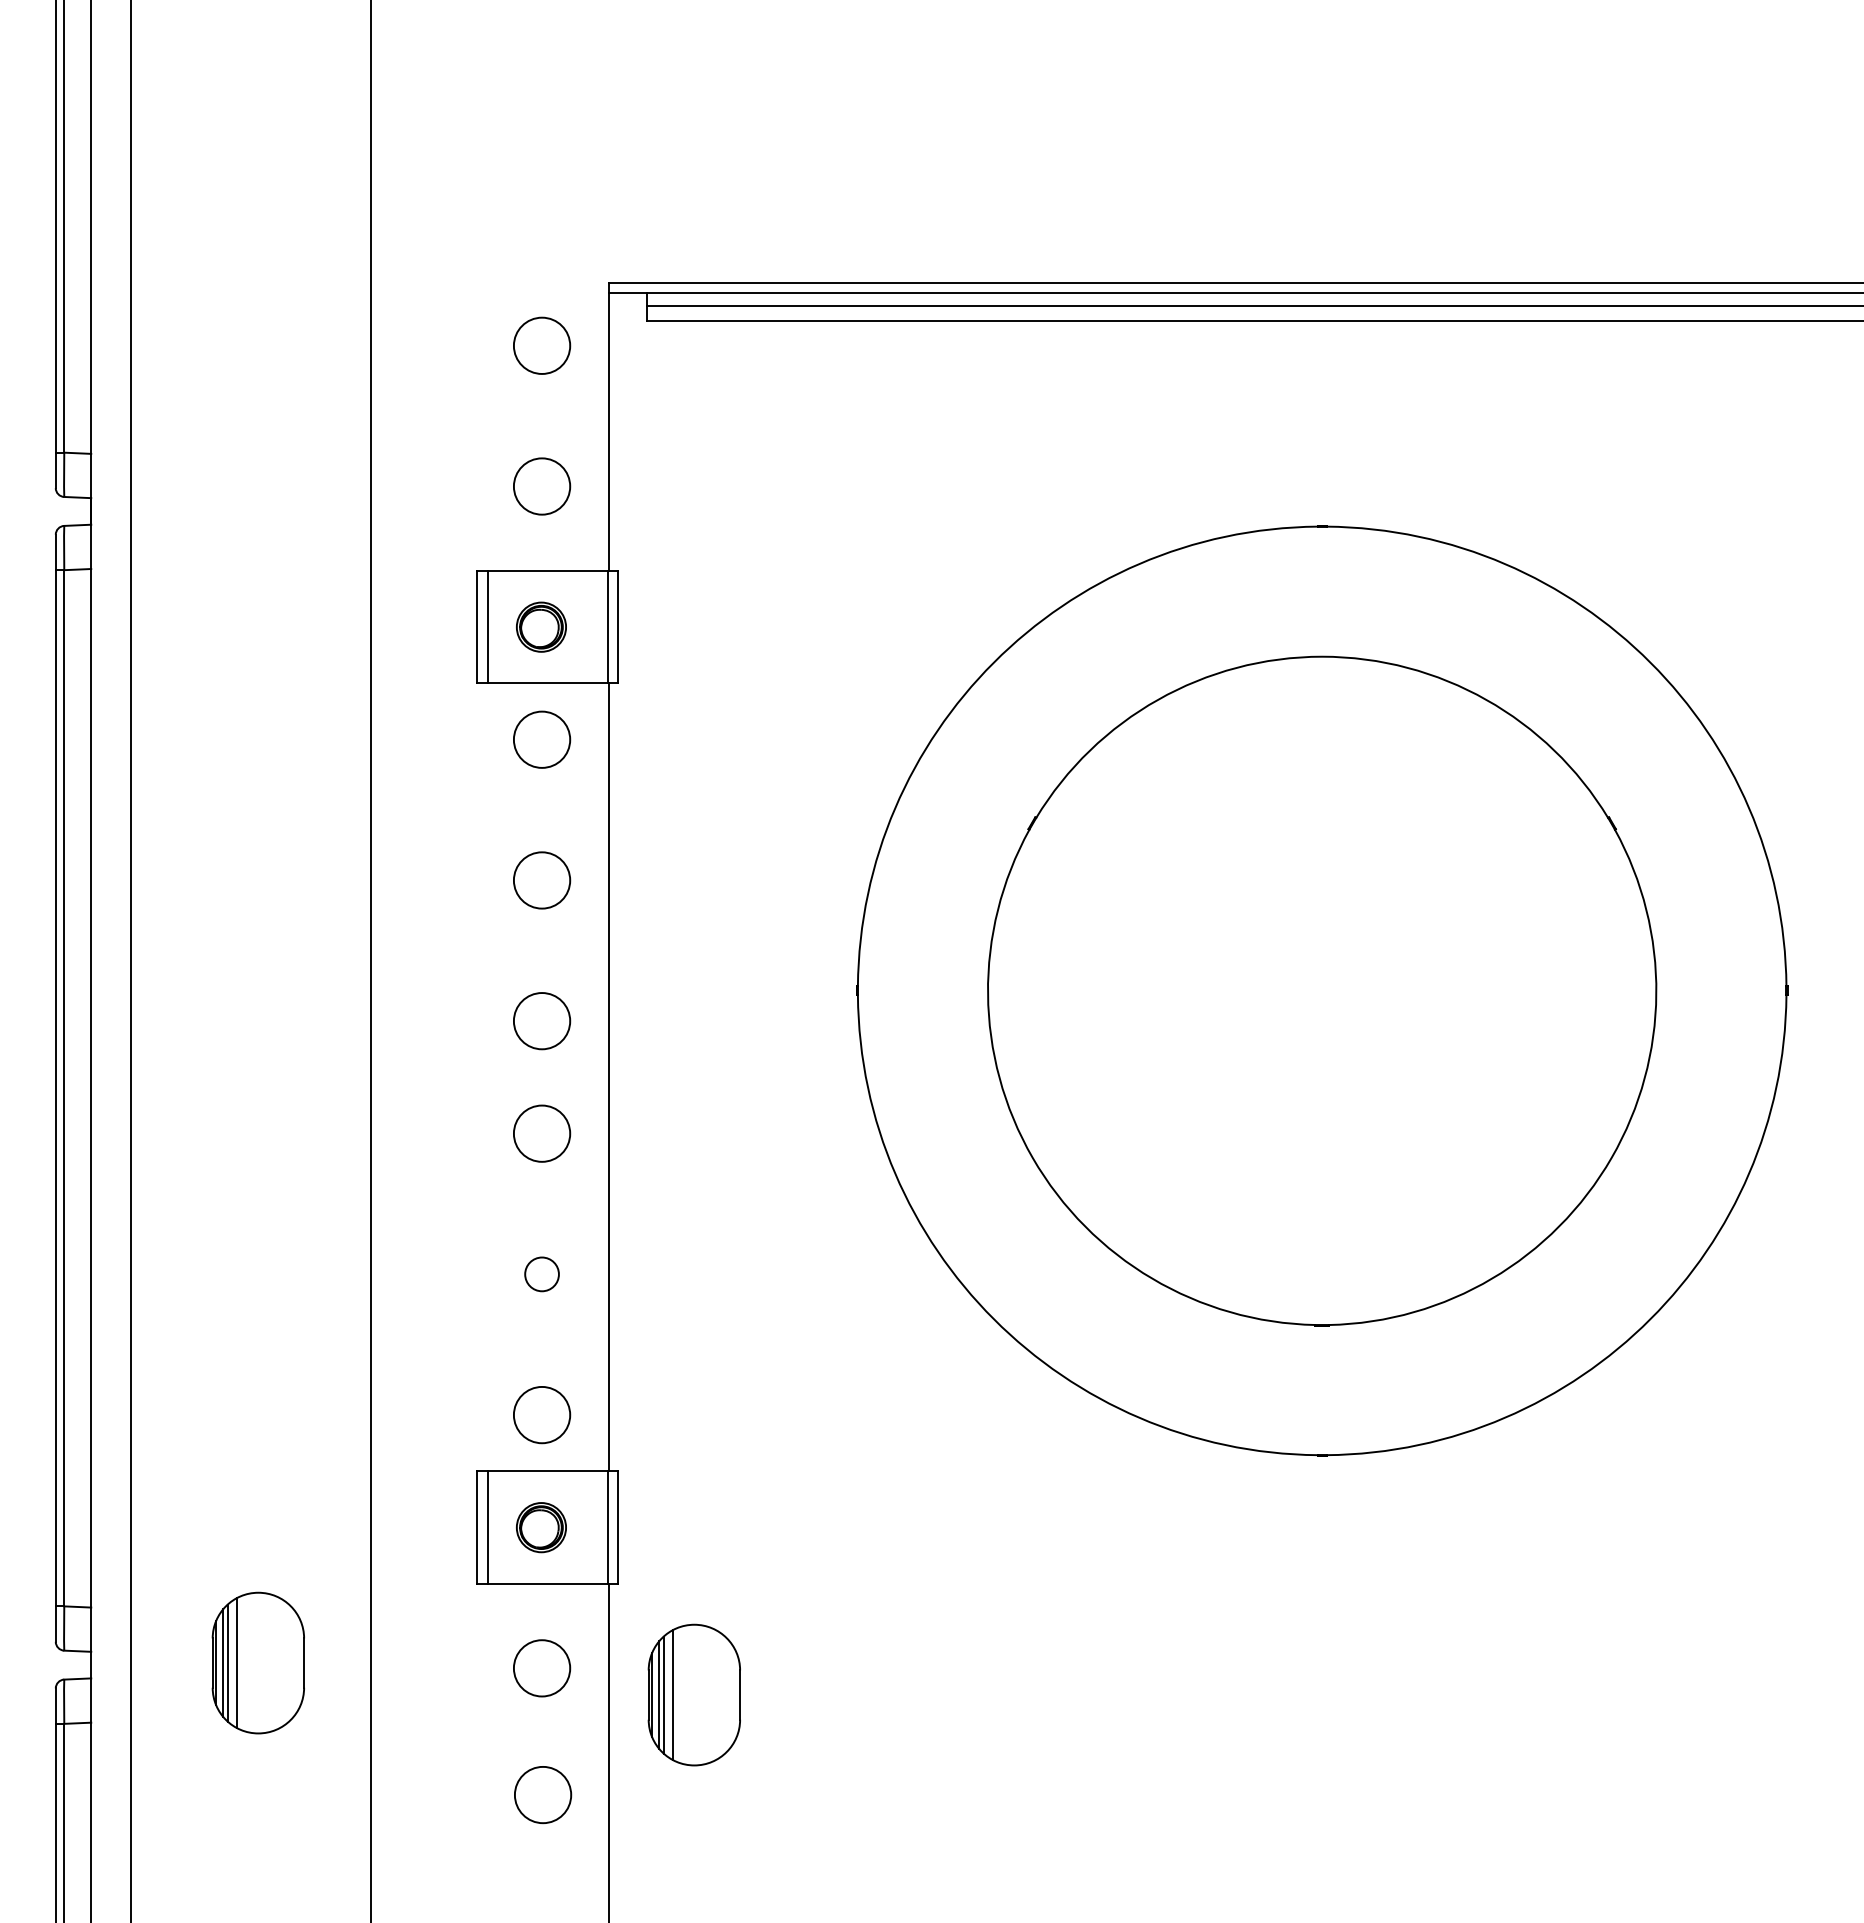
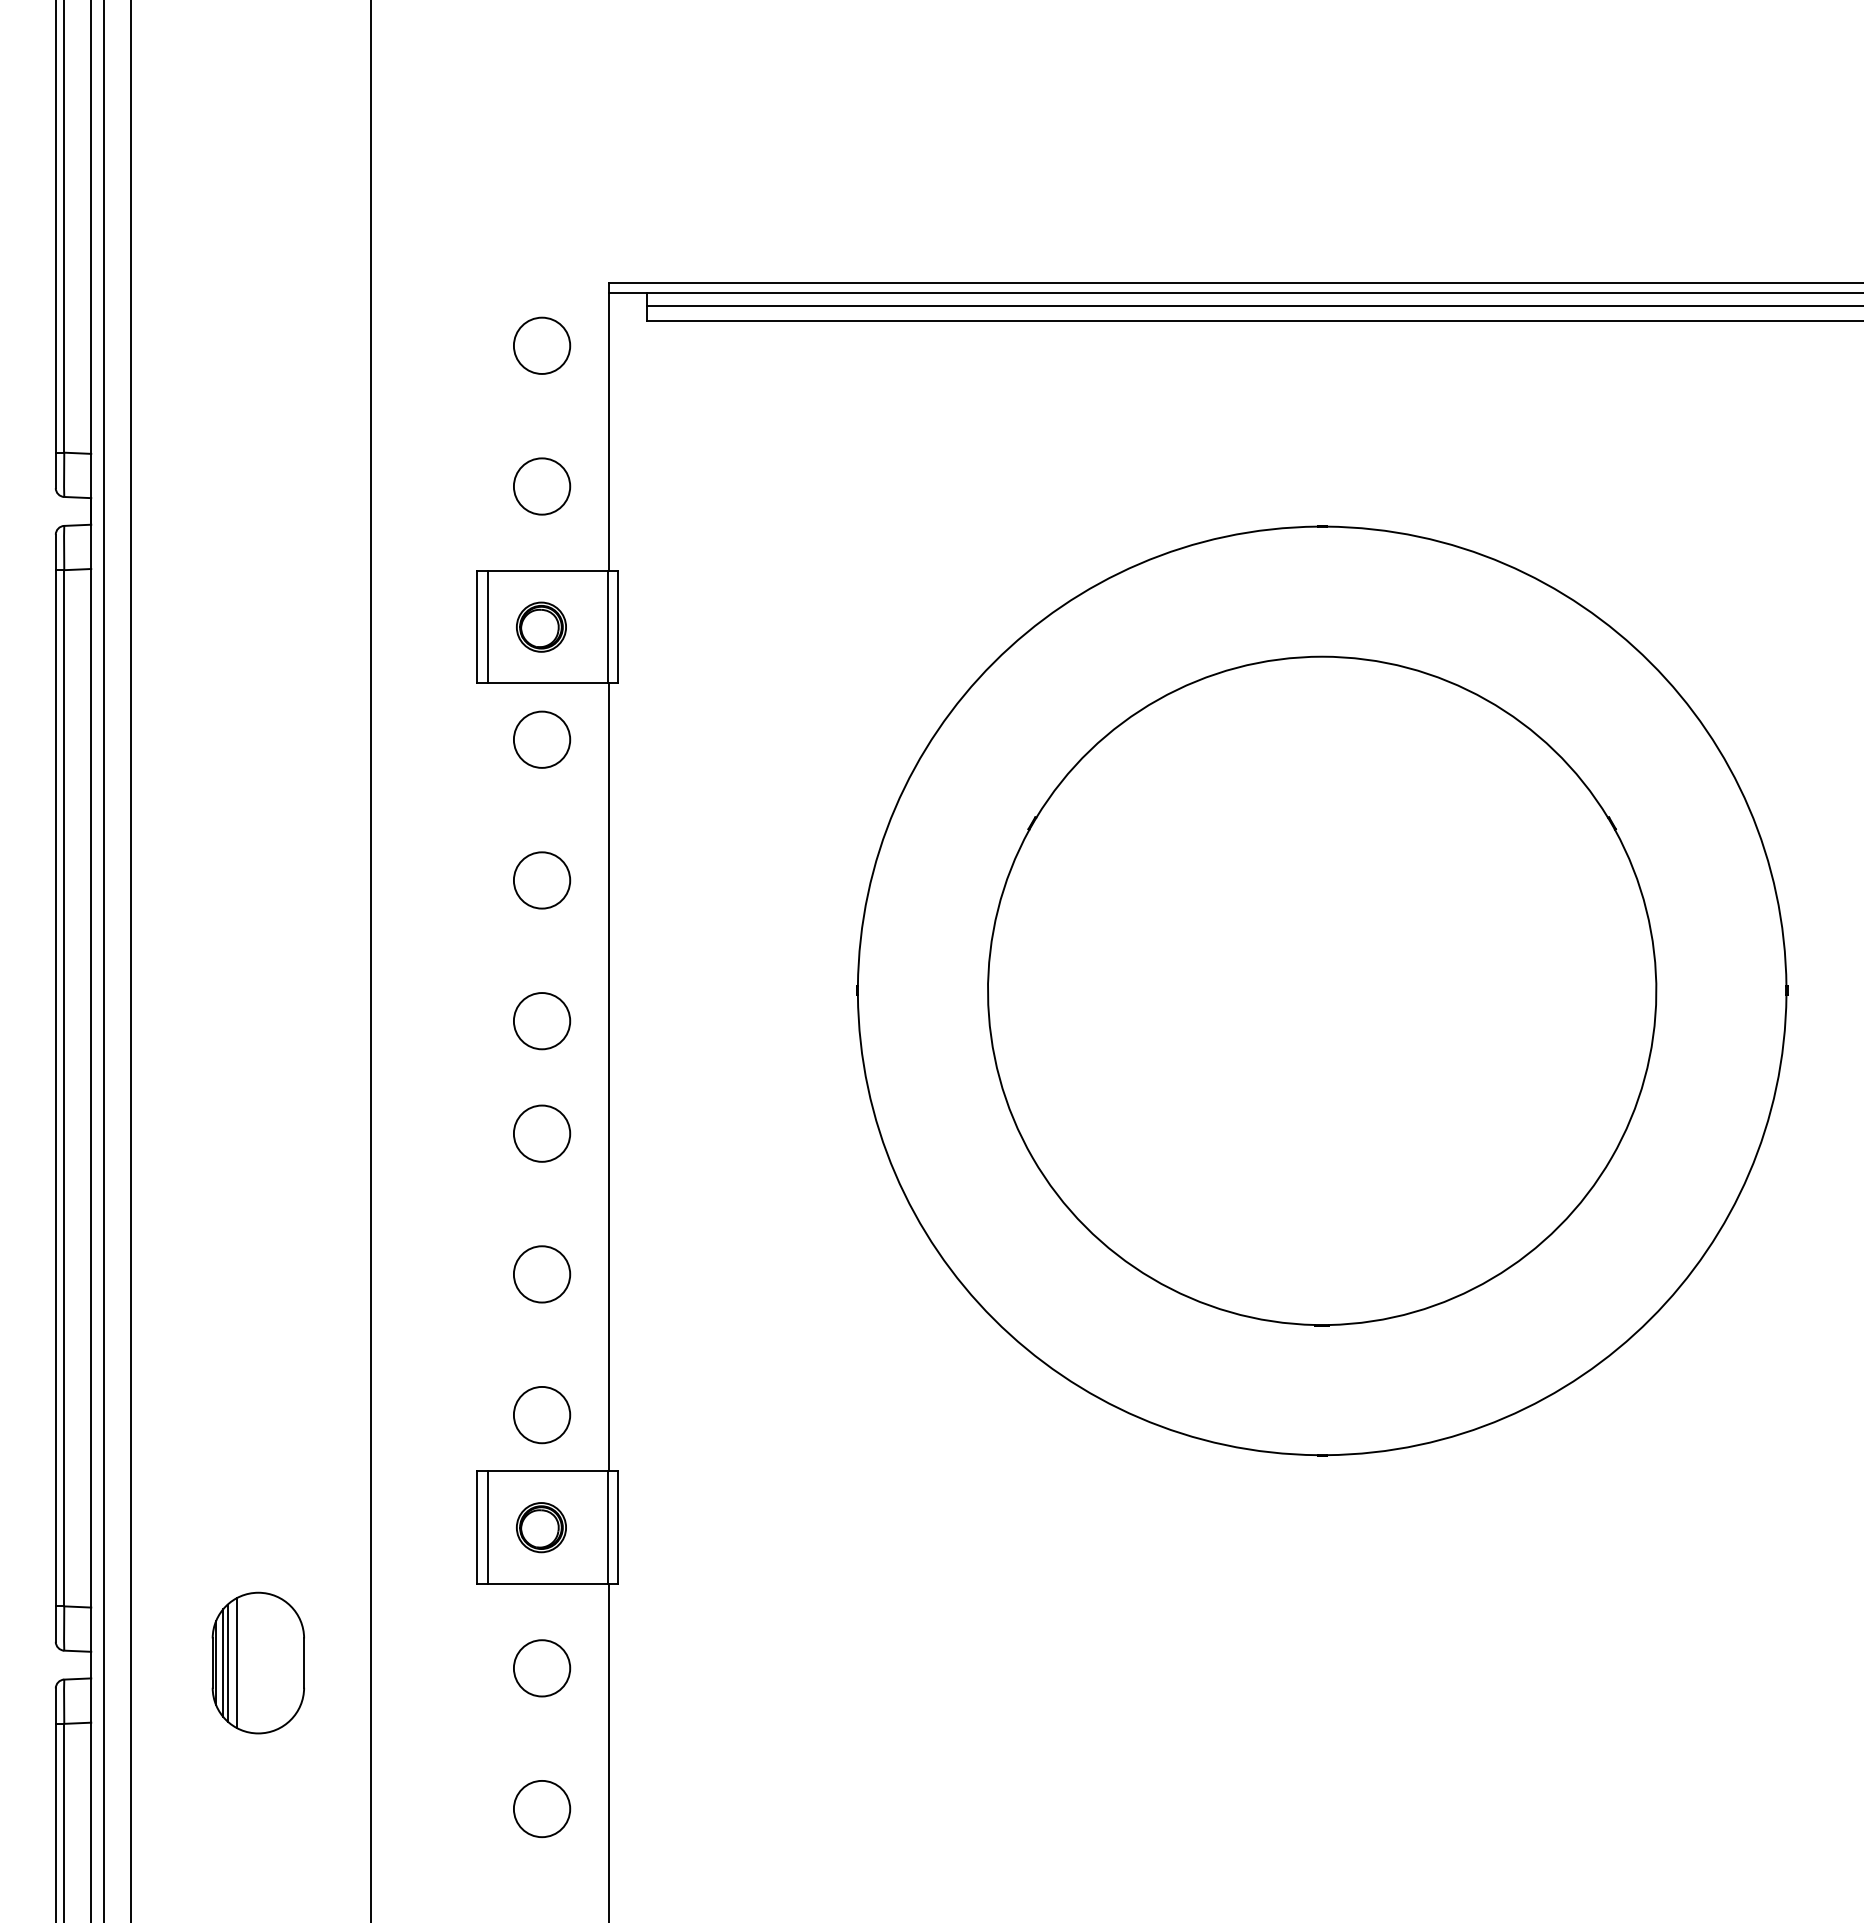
line: none -> present (103, 960)
circle diameter: 34 px -> 56 px (541, 1274)
part: present -> none (693, 1694)
circle position: (543, 1795) -> (542, 1809) (542, 1809)
